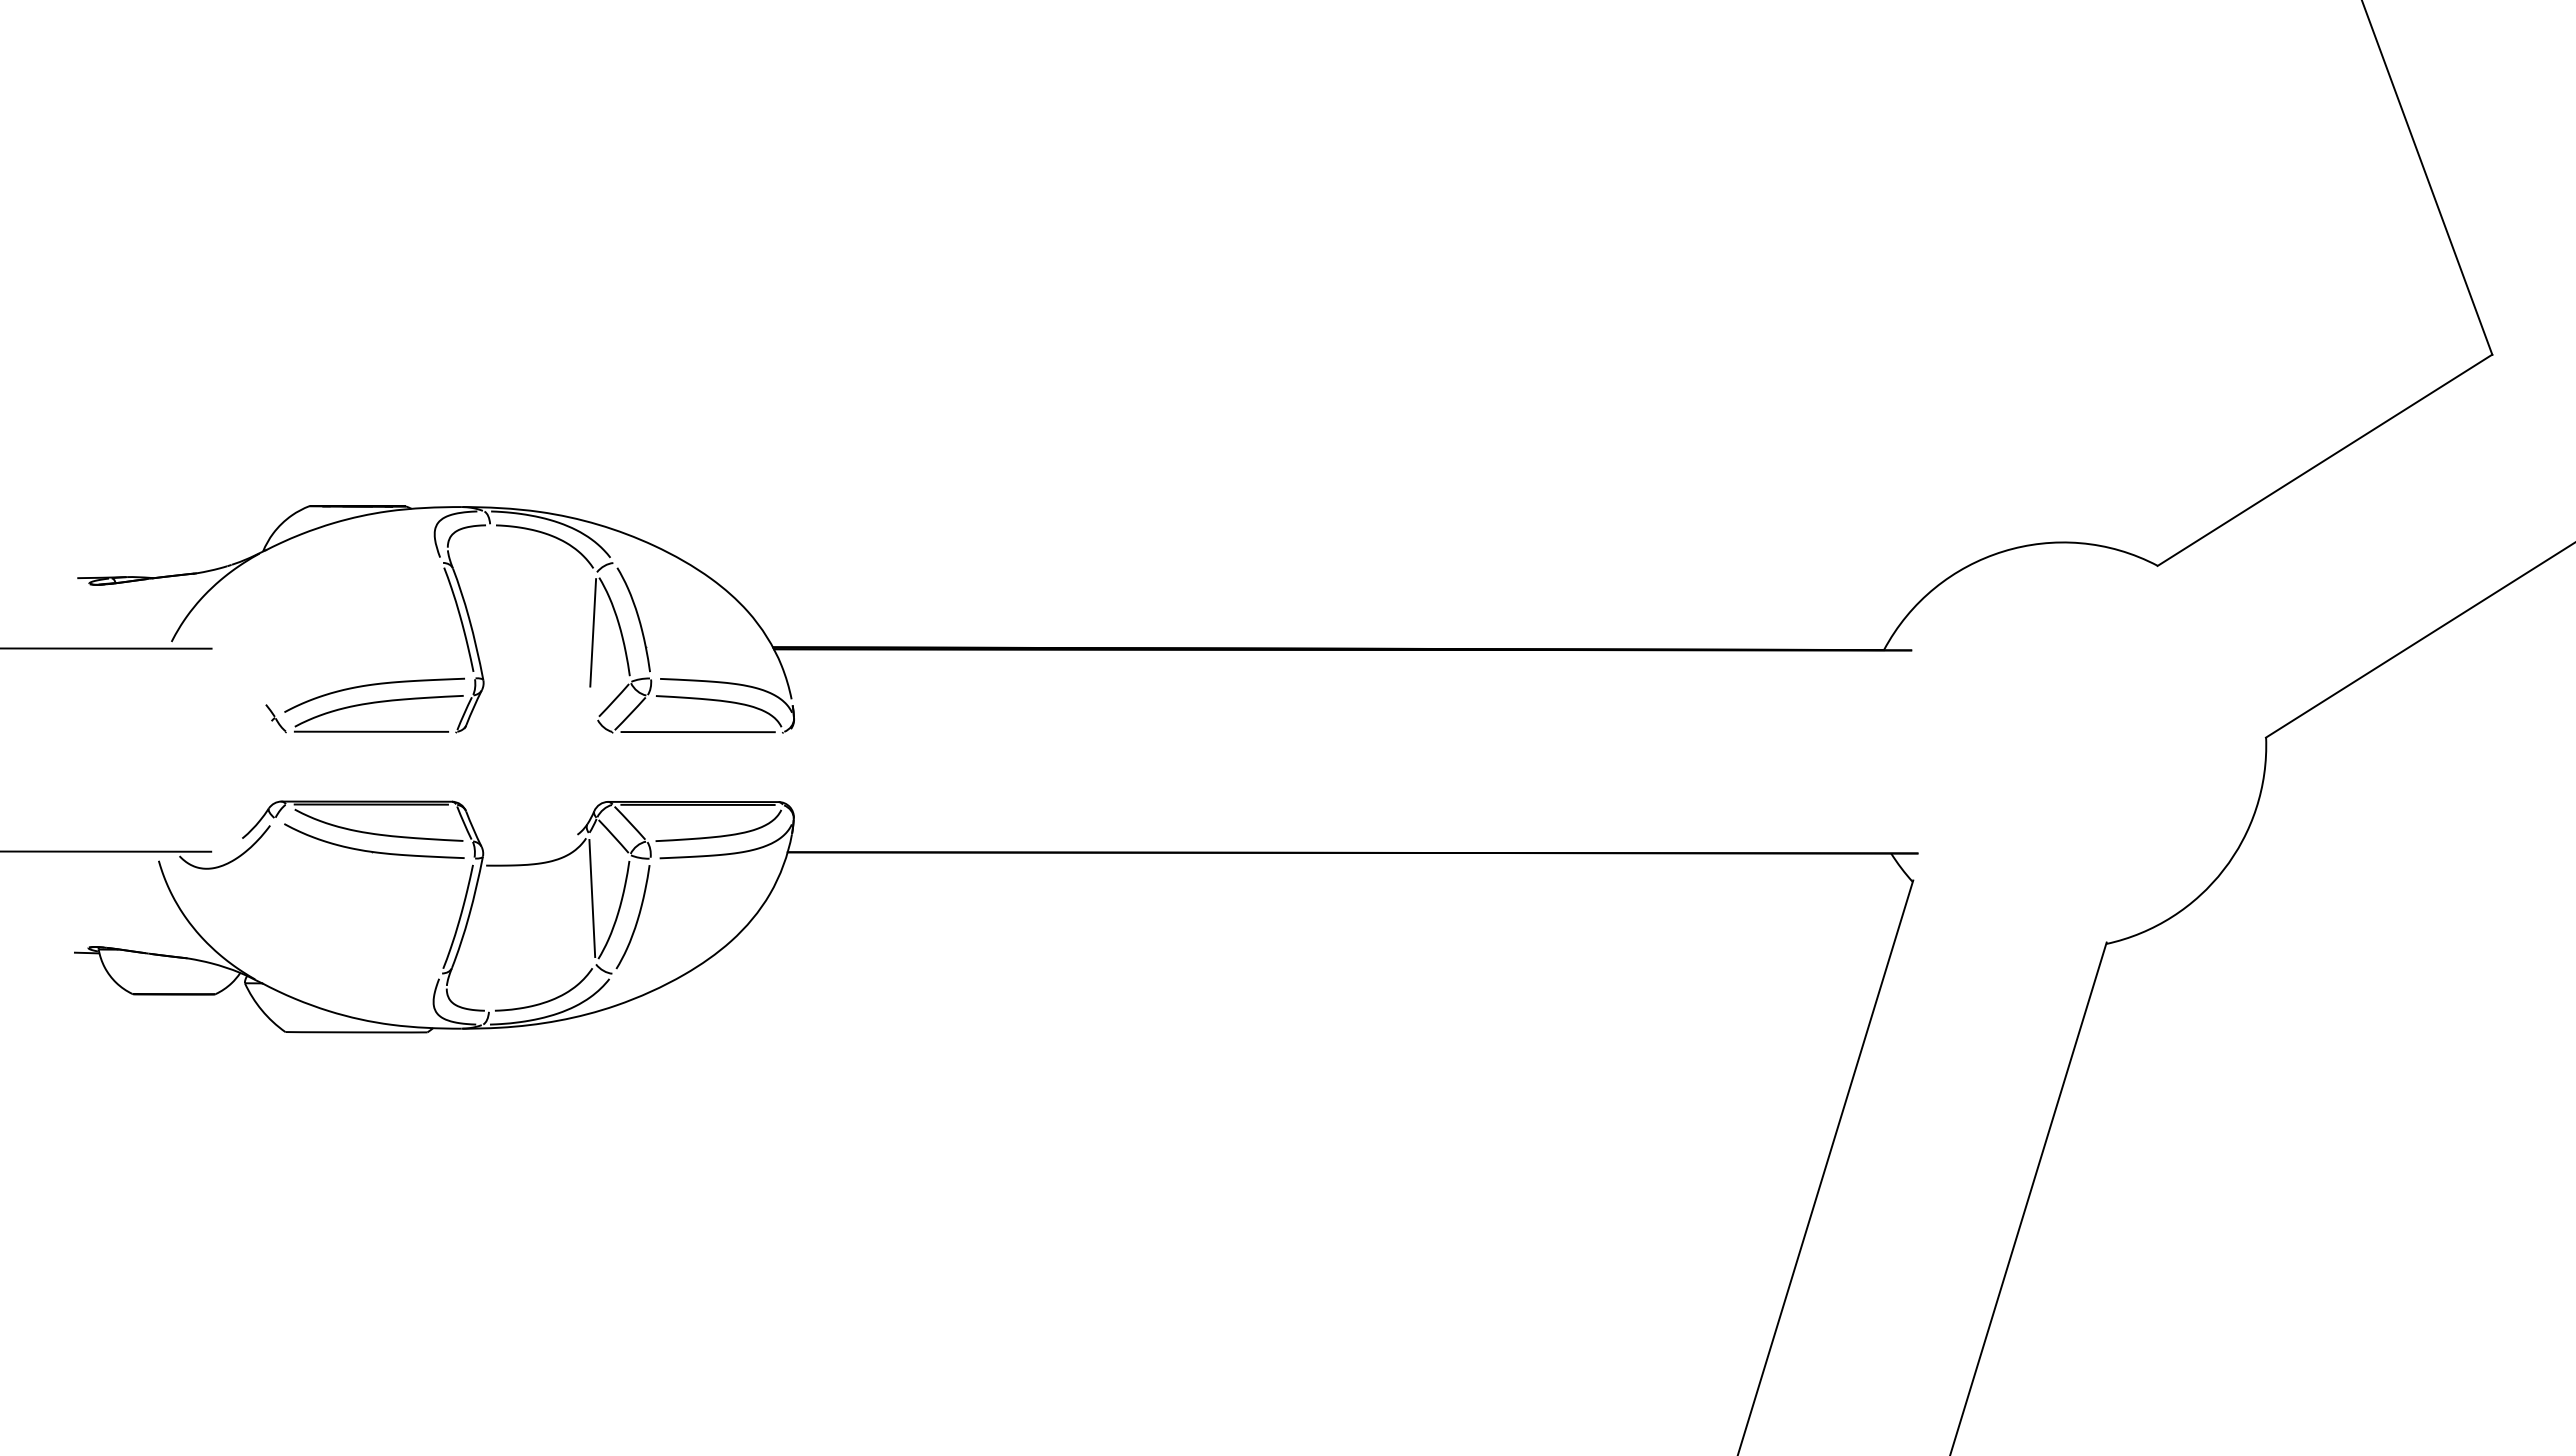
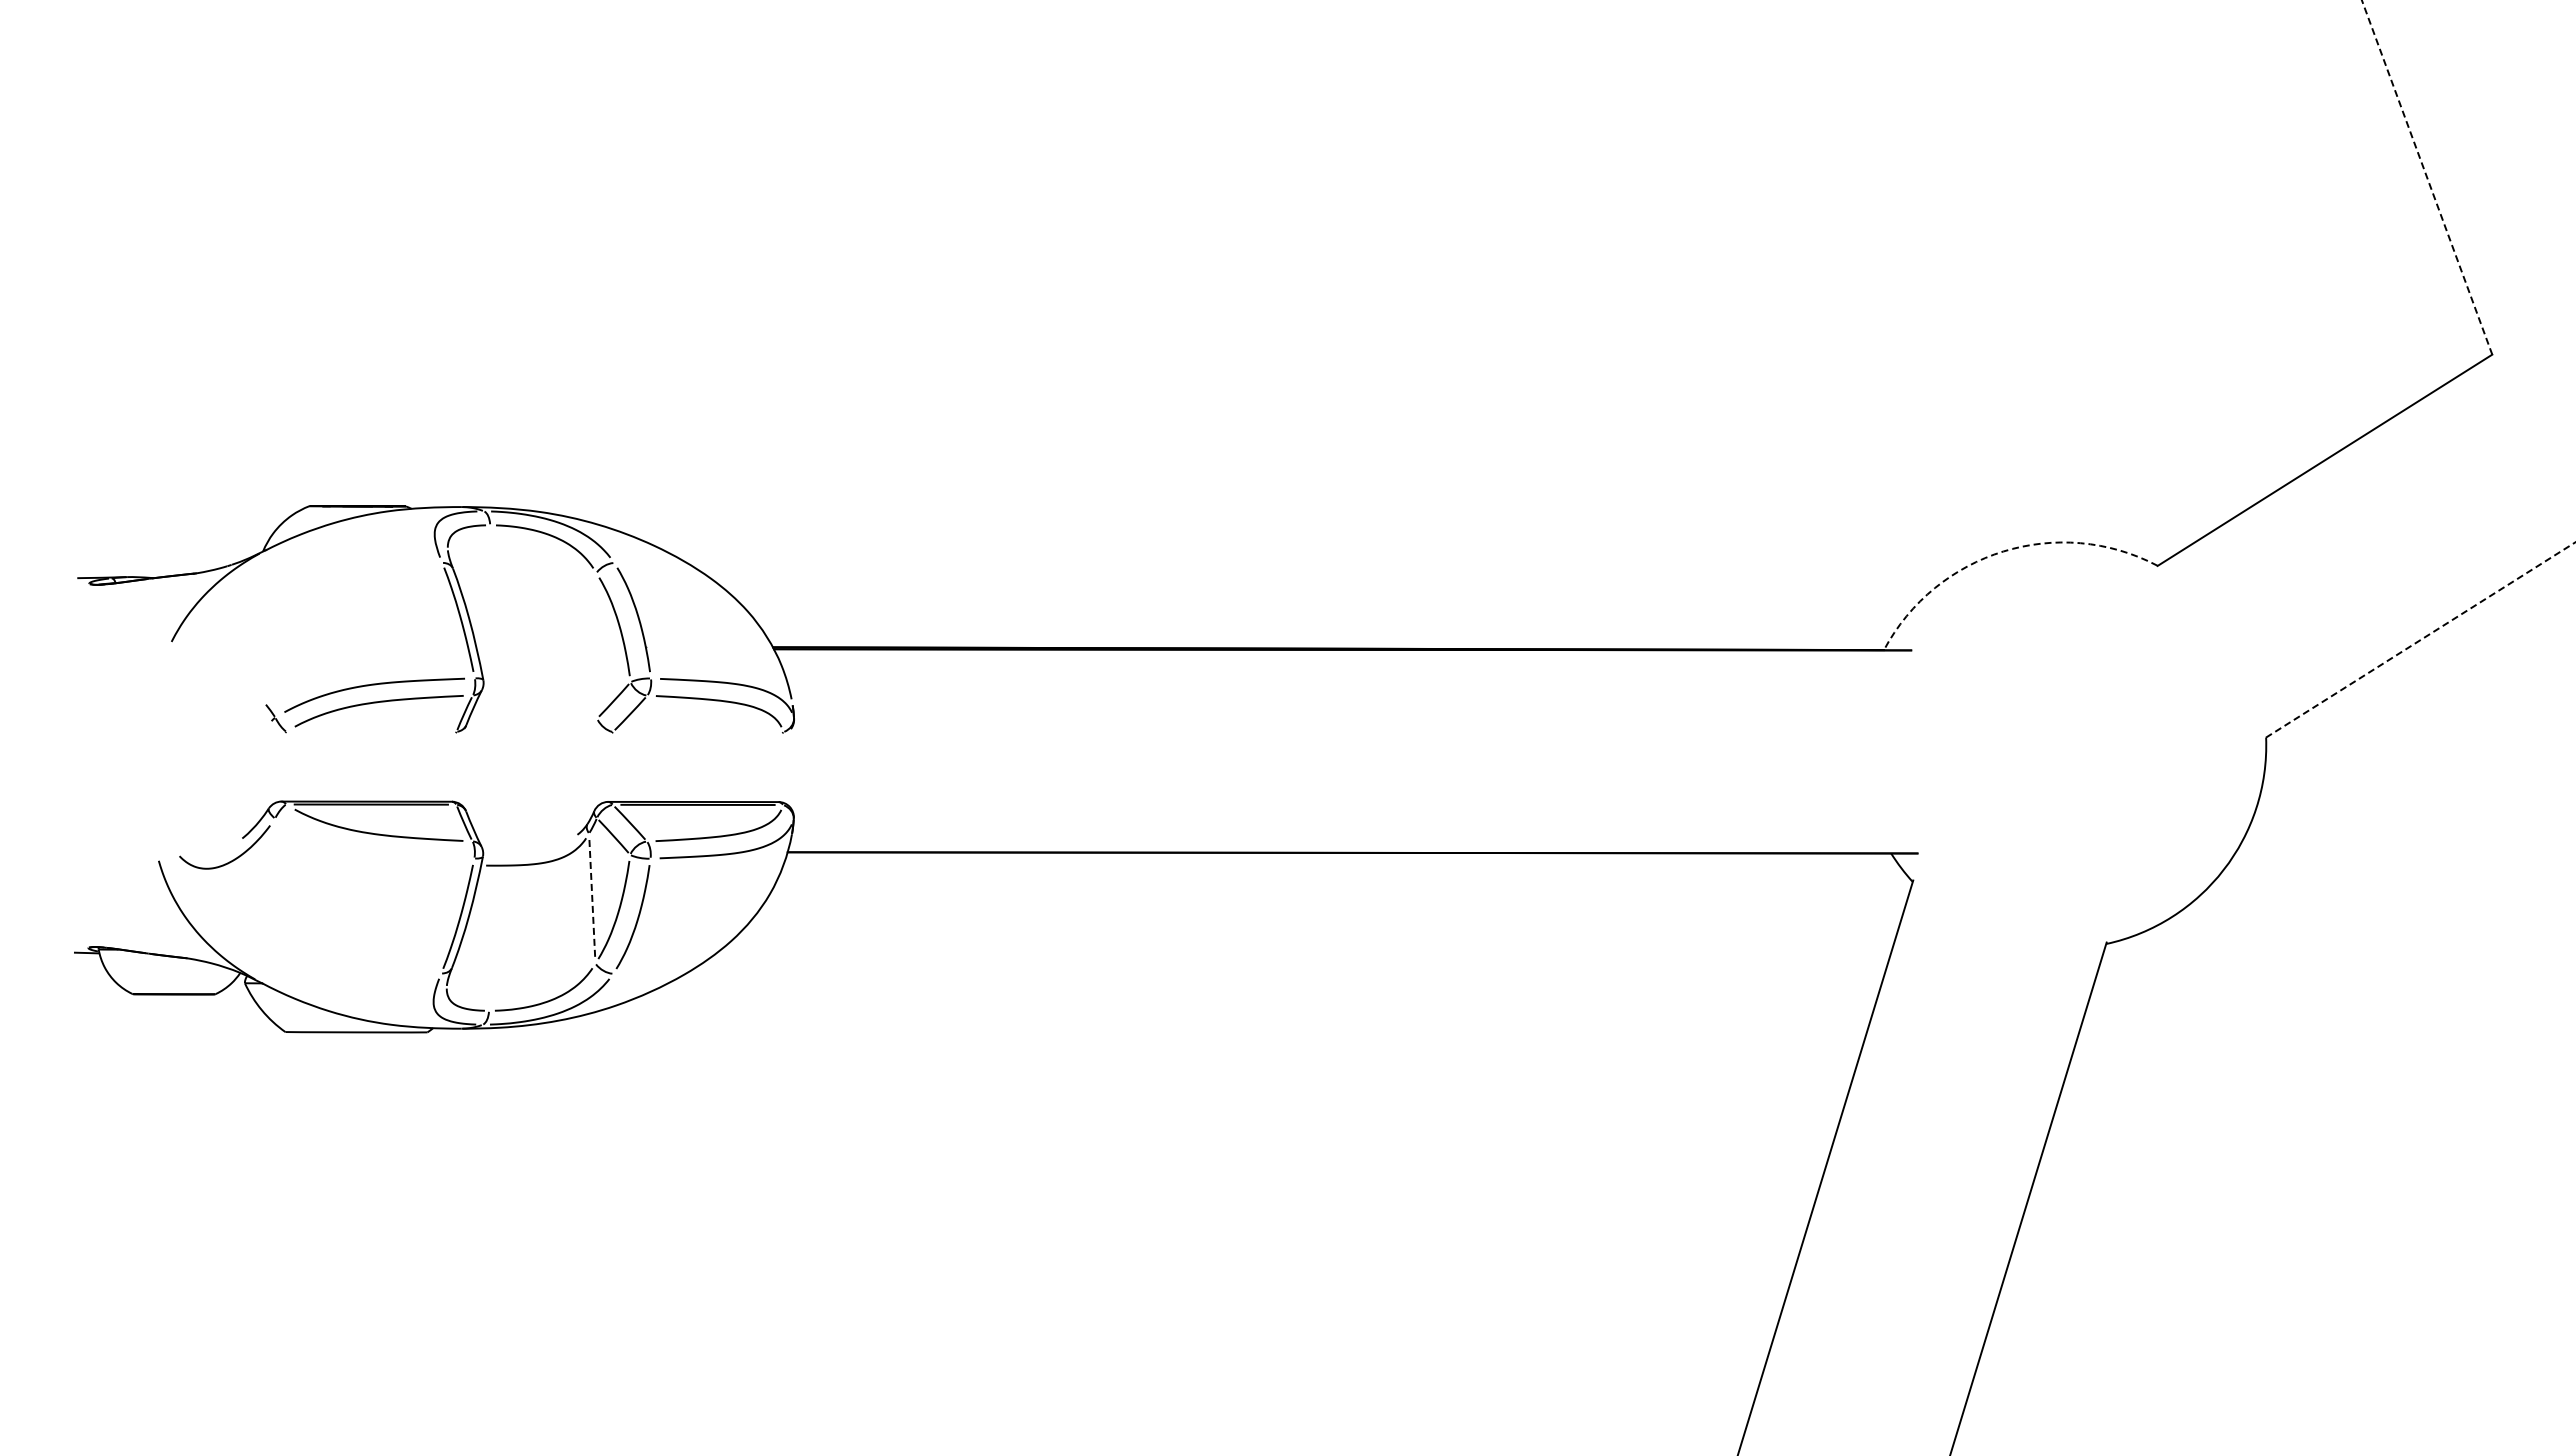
line: solid -> dashed (2427, 177)
arc: solid -> dashed (2003, 551)
line: present -> none (593, 632)
line: solid -> dashed (2420, 640)
line: present -> none (106, 648)
line: present -> none (371, 731)
line: present -> none (697, 732)
part: present -> none (371, 850)
line: present -> none (106, 851)
line: solid -> dashed (592, 898)
